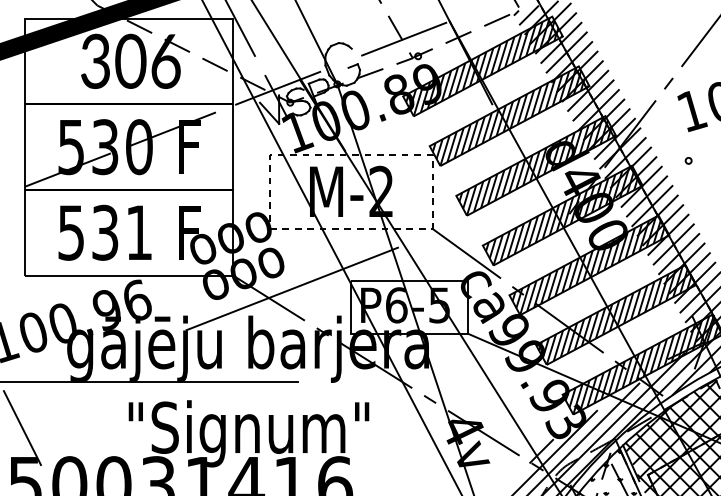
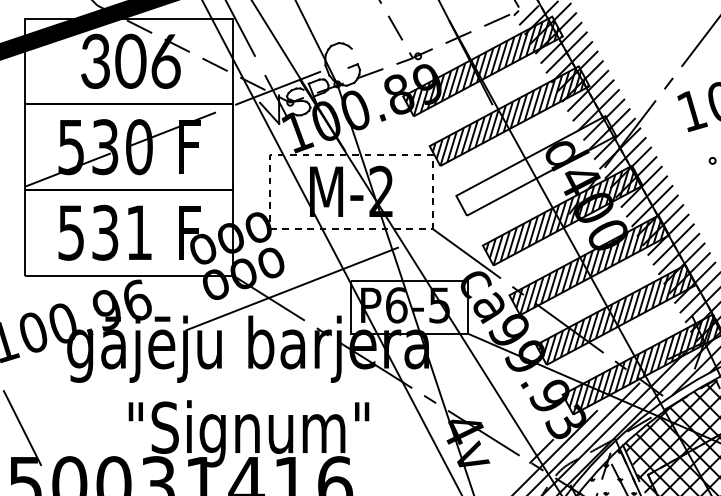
line: present -> none (404, 38)
part position: (688, 160) -> (712, 160) (712, 160)
hatch: present -> none (537, 166)
line: present -> none (149, 382)
